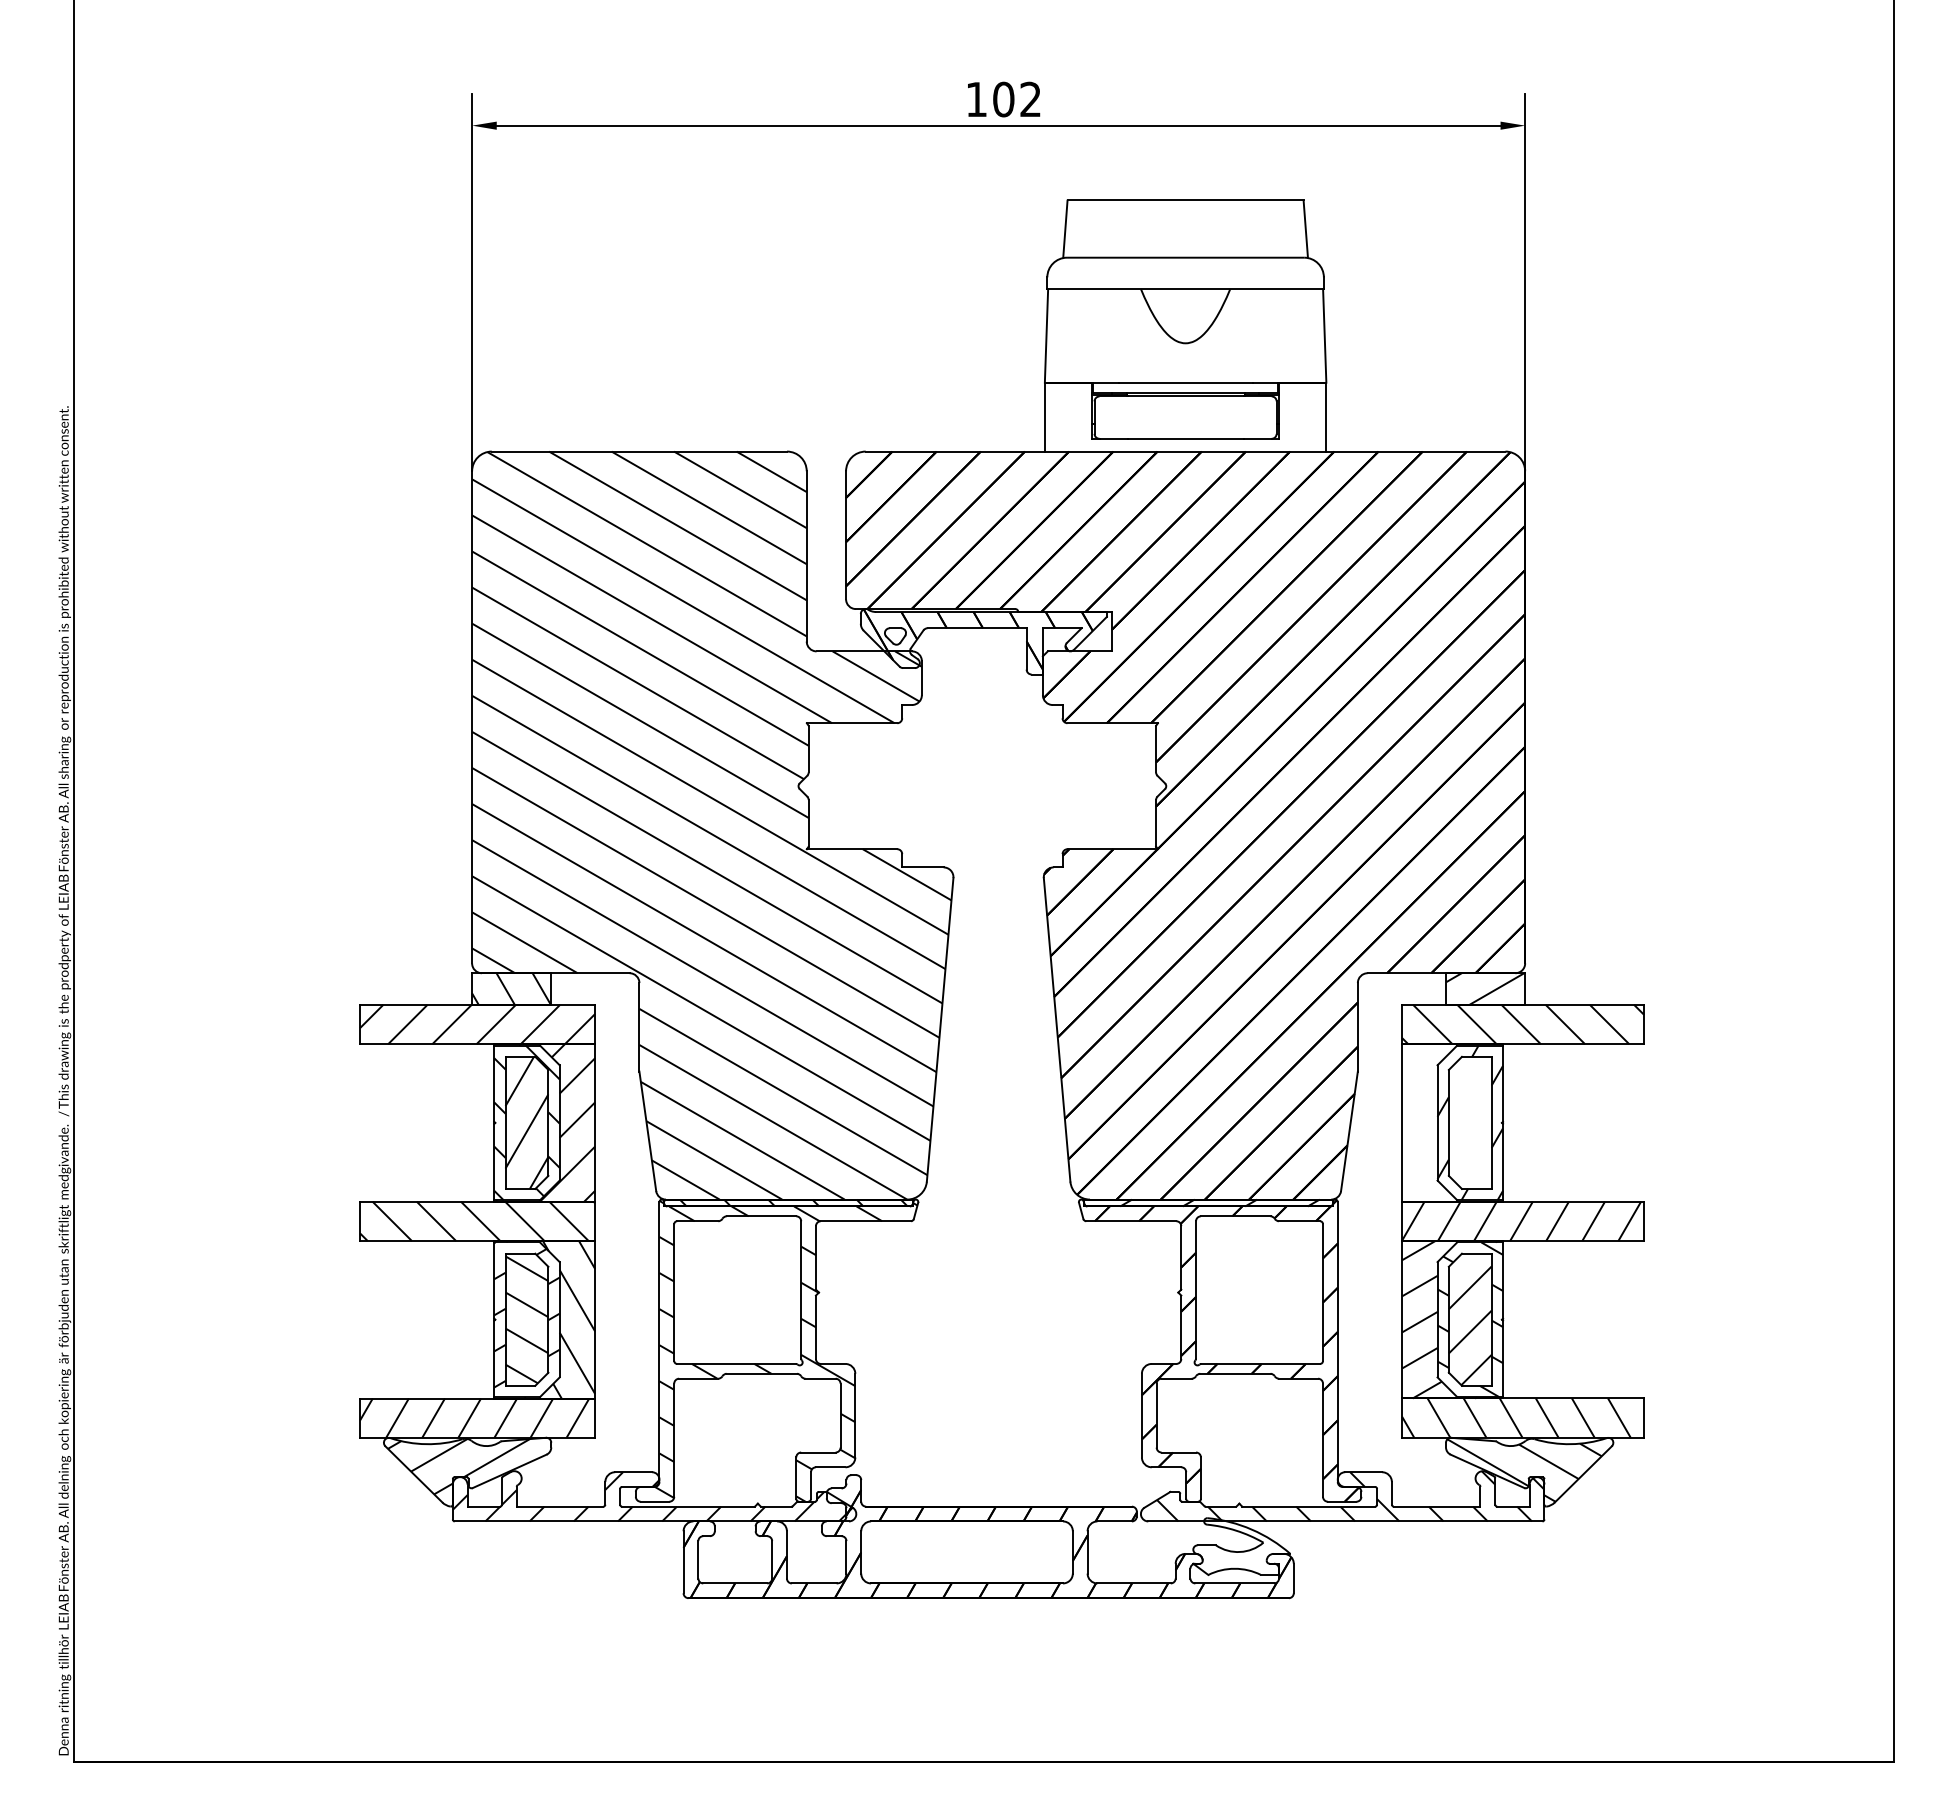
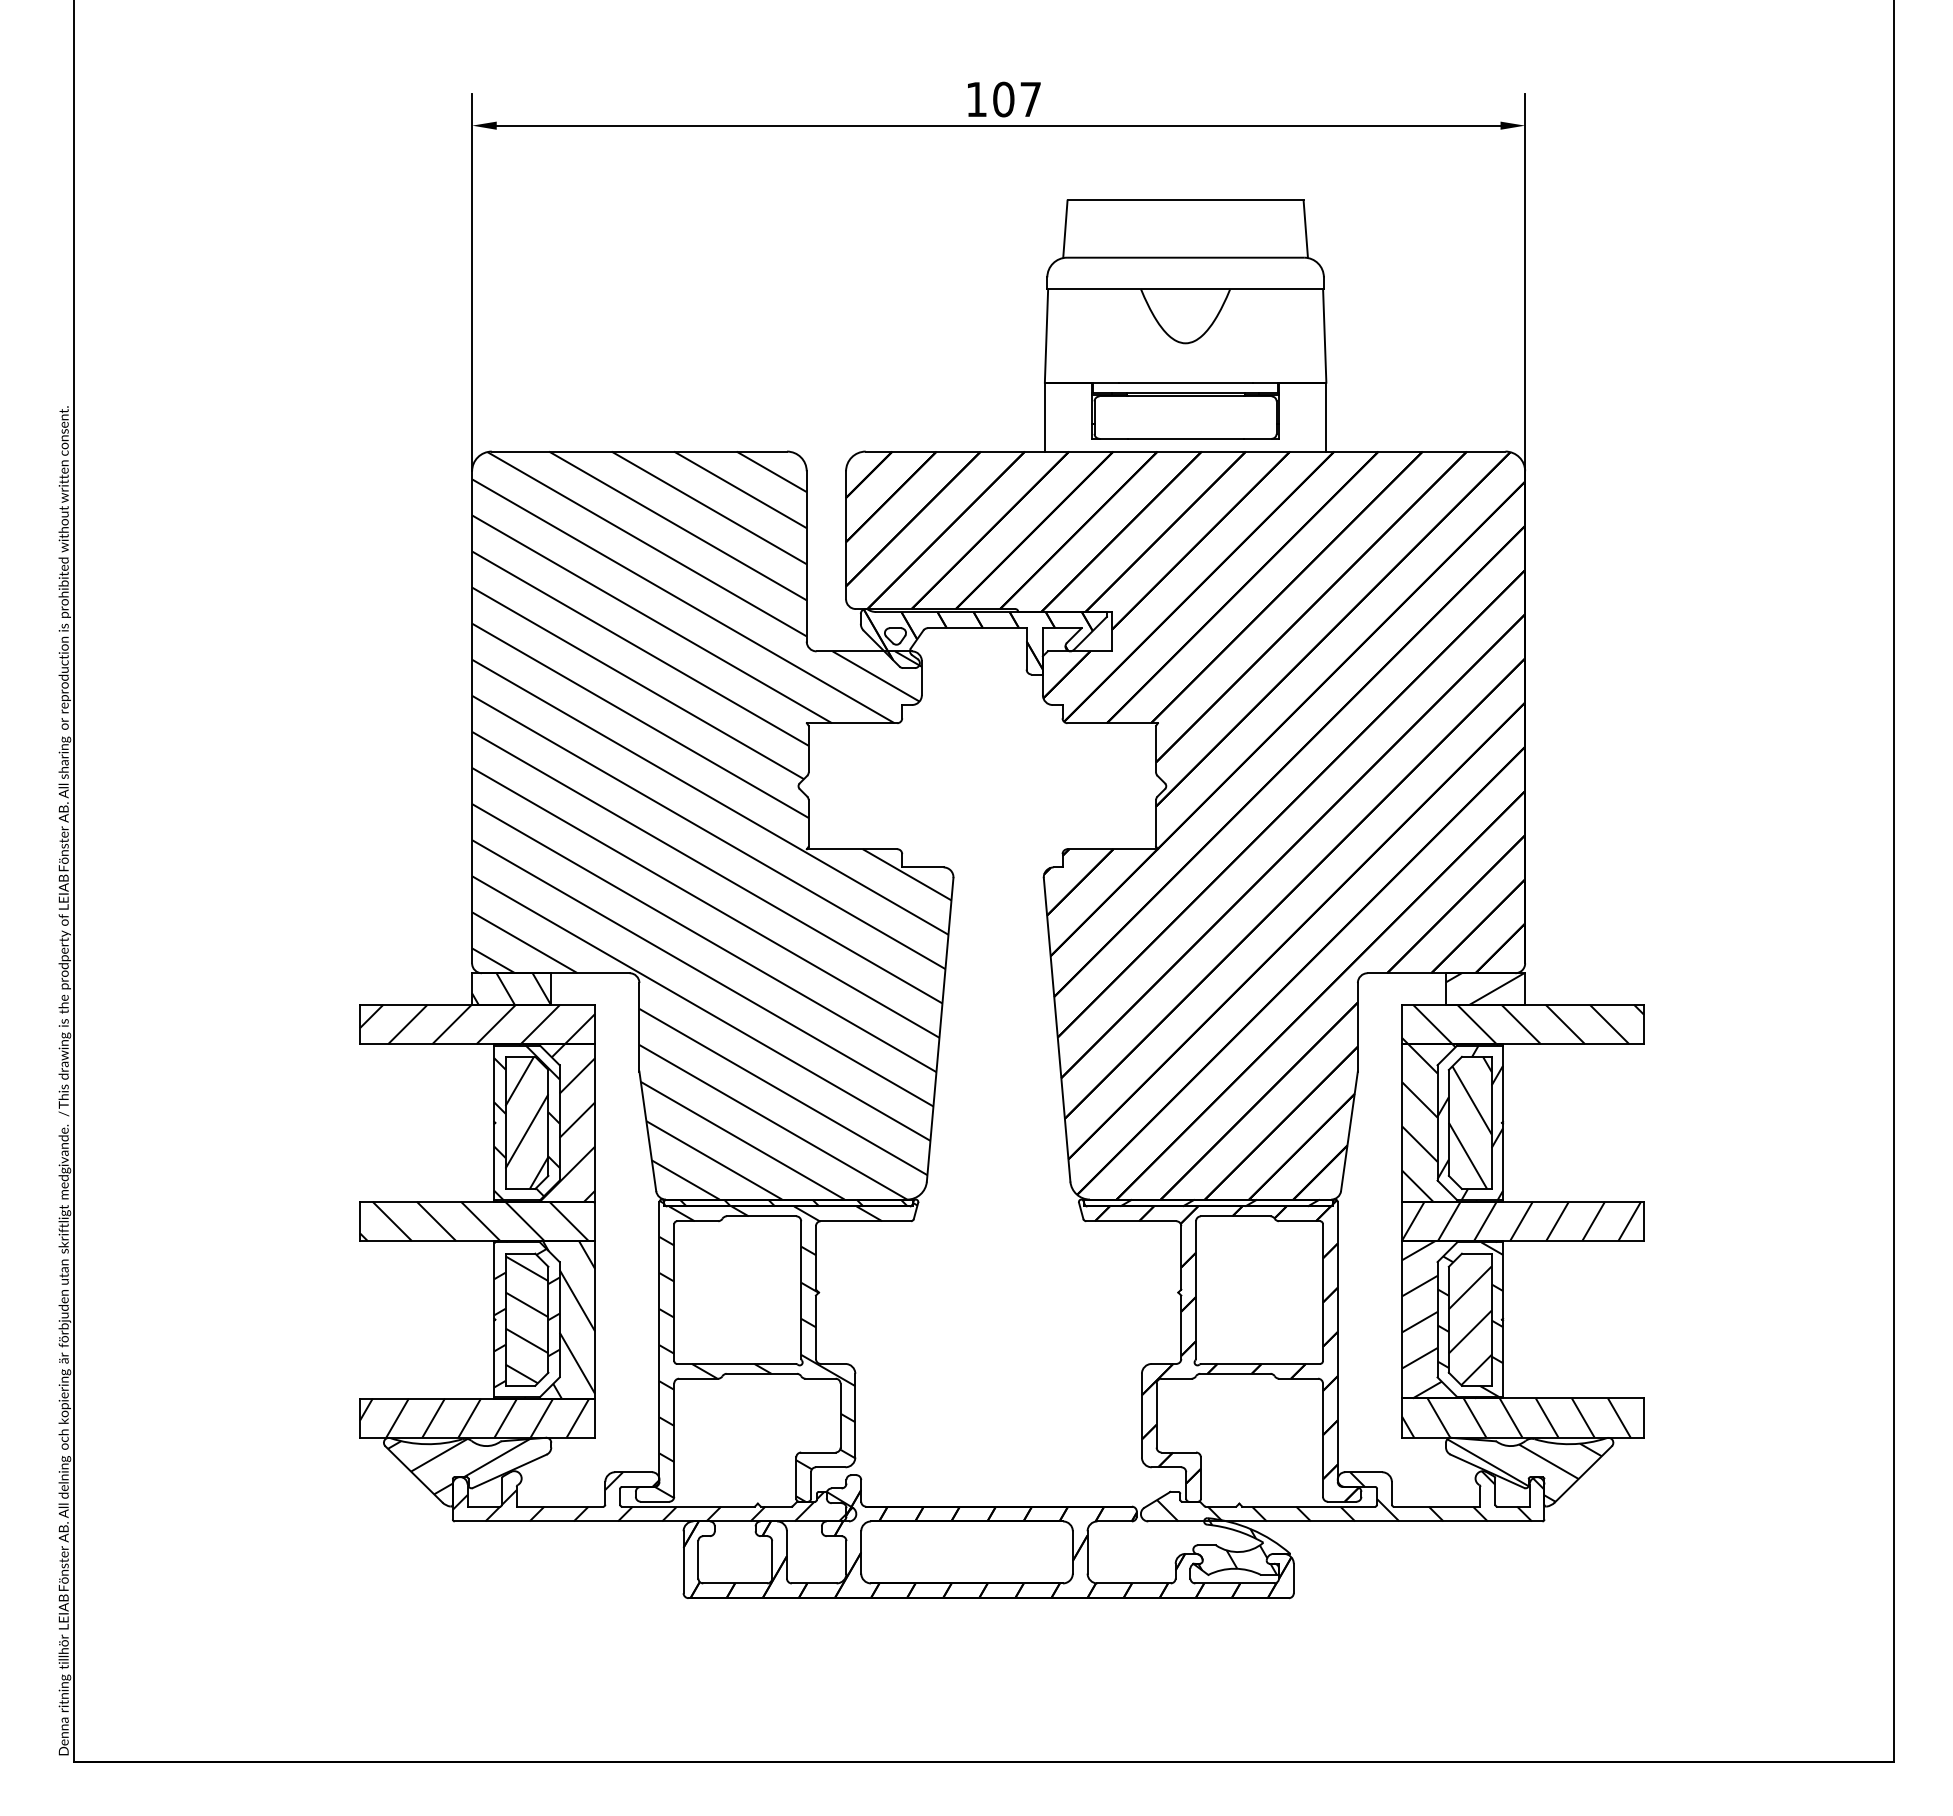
text: 102 -> 107 (1030, 98)
hatch: none -> present (1450, 1122)
hatch: none -> present (1469, 1122)
hatch: none -> present (1237, 1546)
